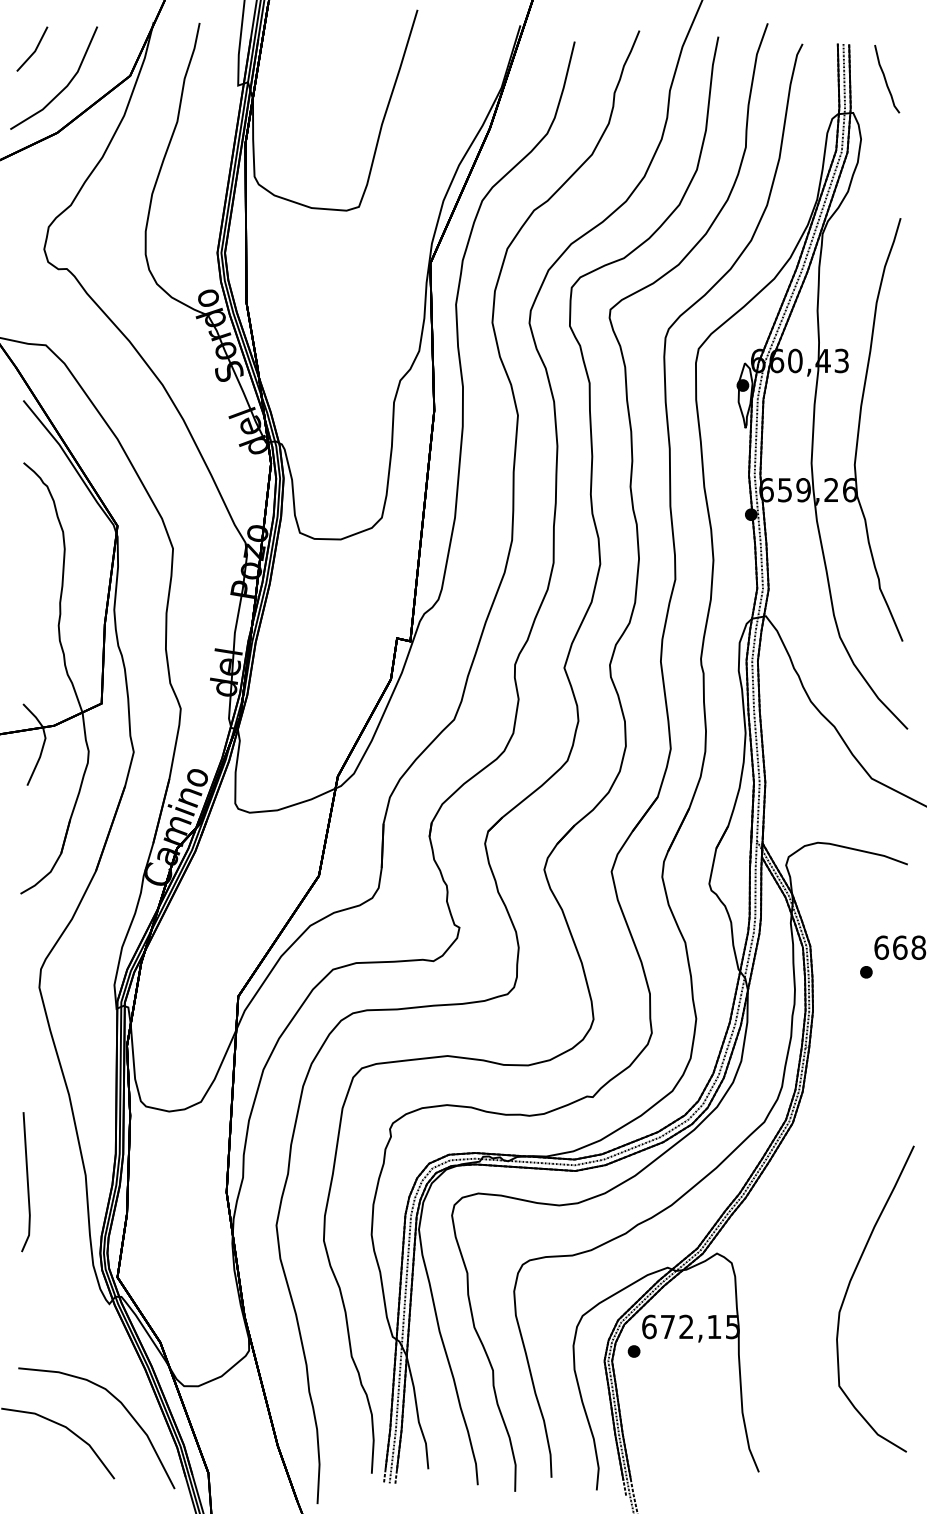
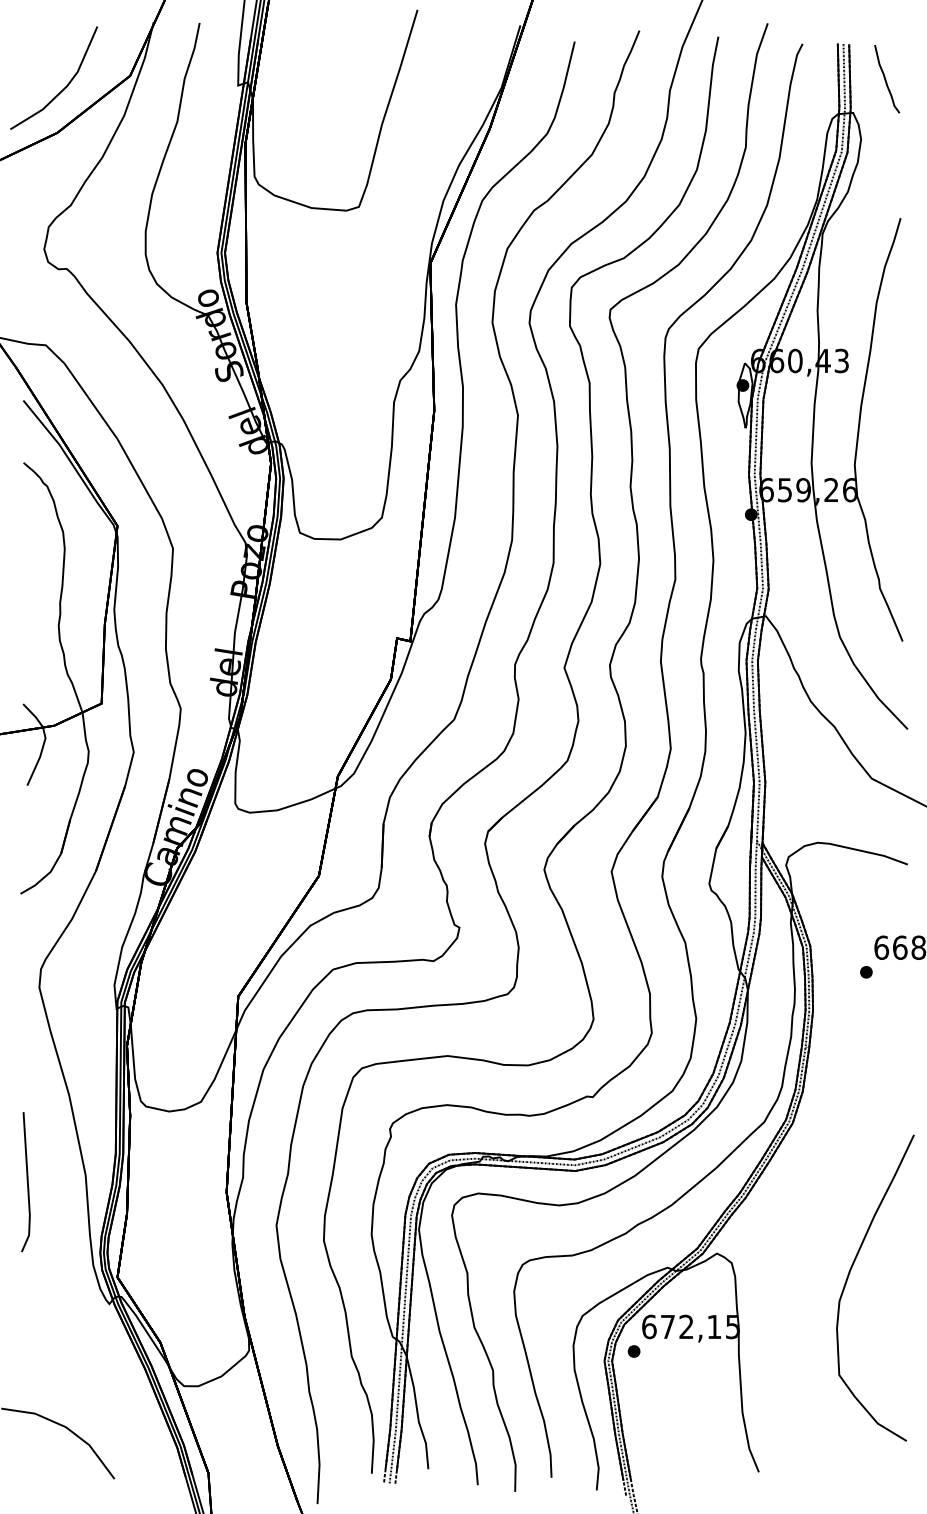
line: present -> none (34, 50)
curve position: (848, 1289) -> (848, 1278) (848, 1278)
curve: present -> none (122, 1406)
